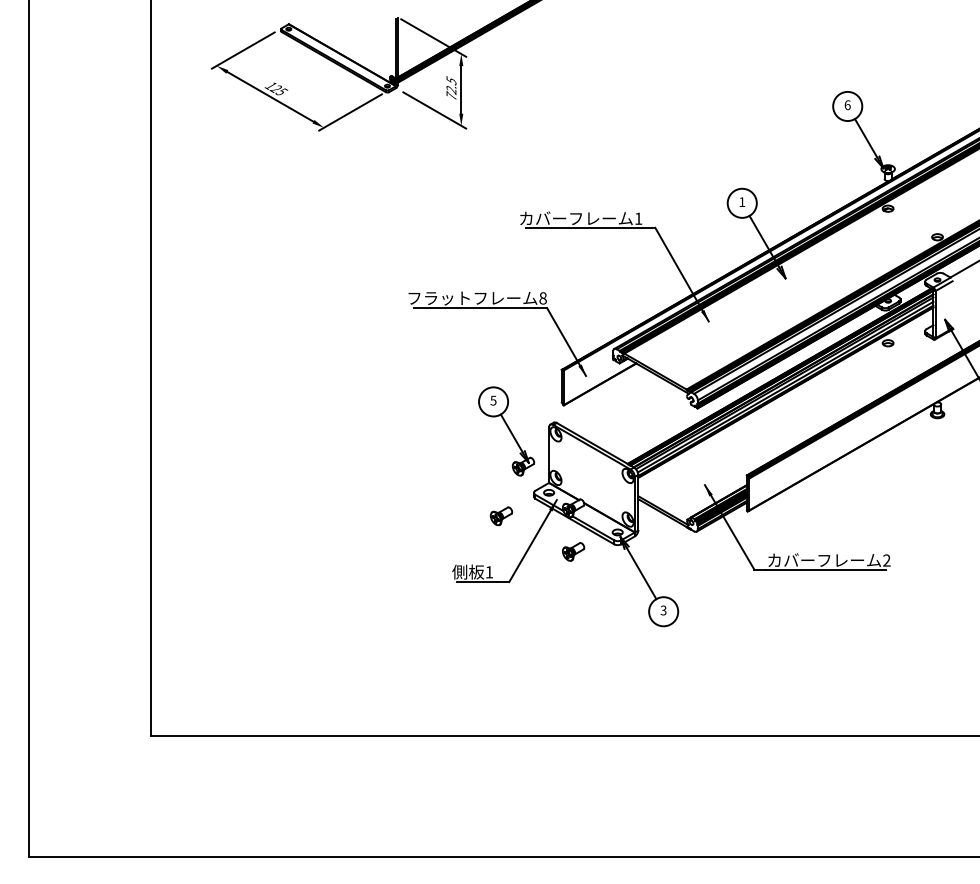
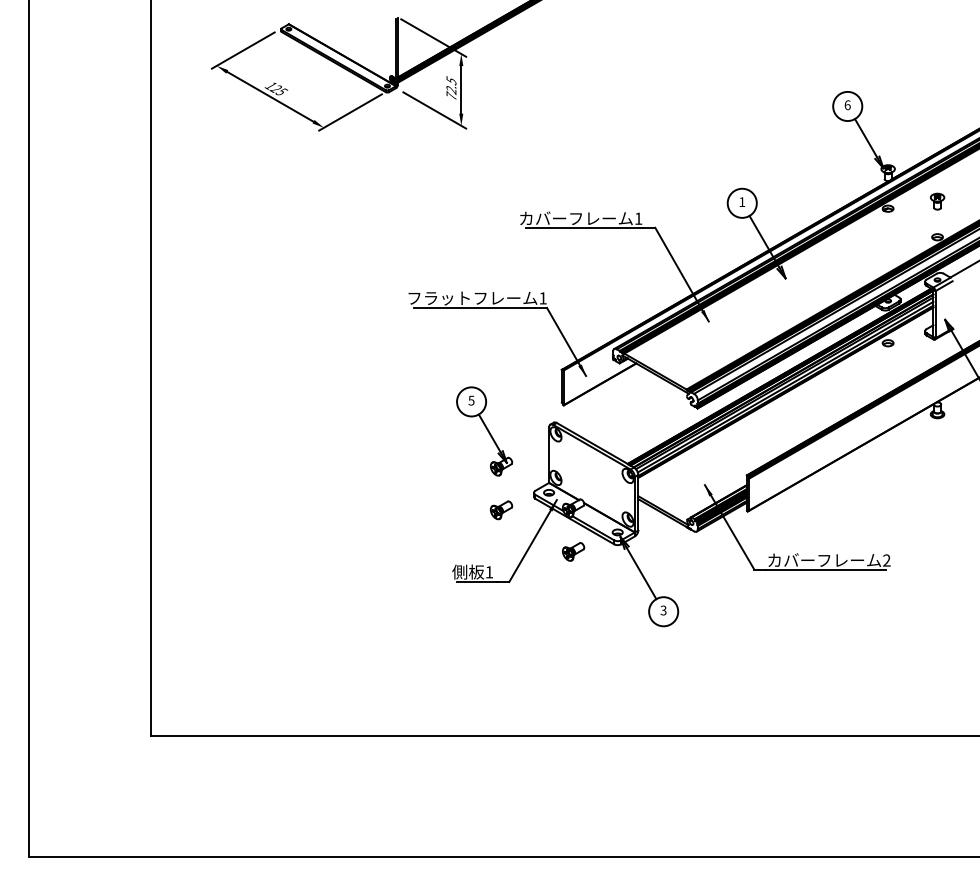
part: none -> present (937, 201)
text: 8 -> 1 (542, 298)
part position: (506, 431) -> (484, 431) (484, 431)
part position: (501, 516) -> (501, 510) (501, 510)
